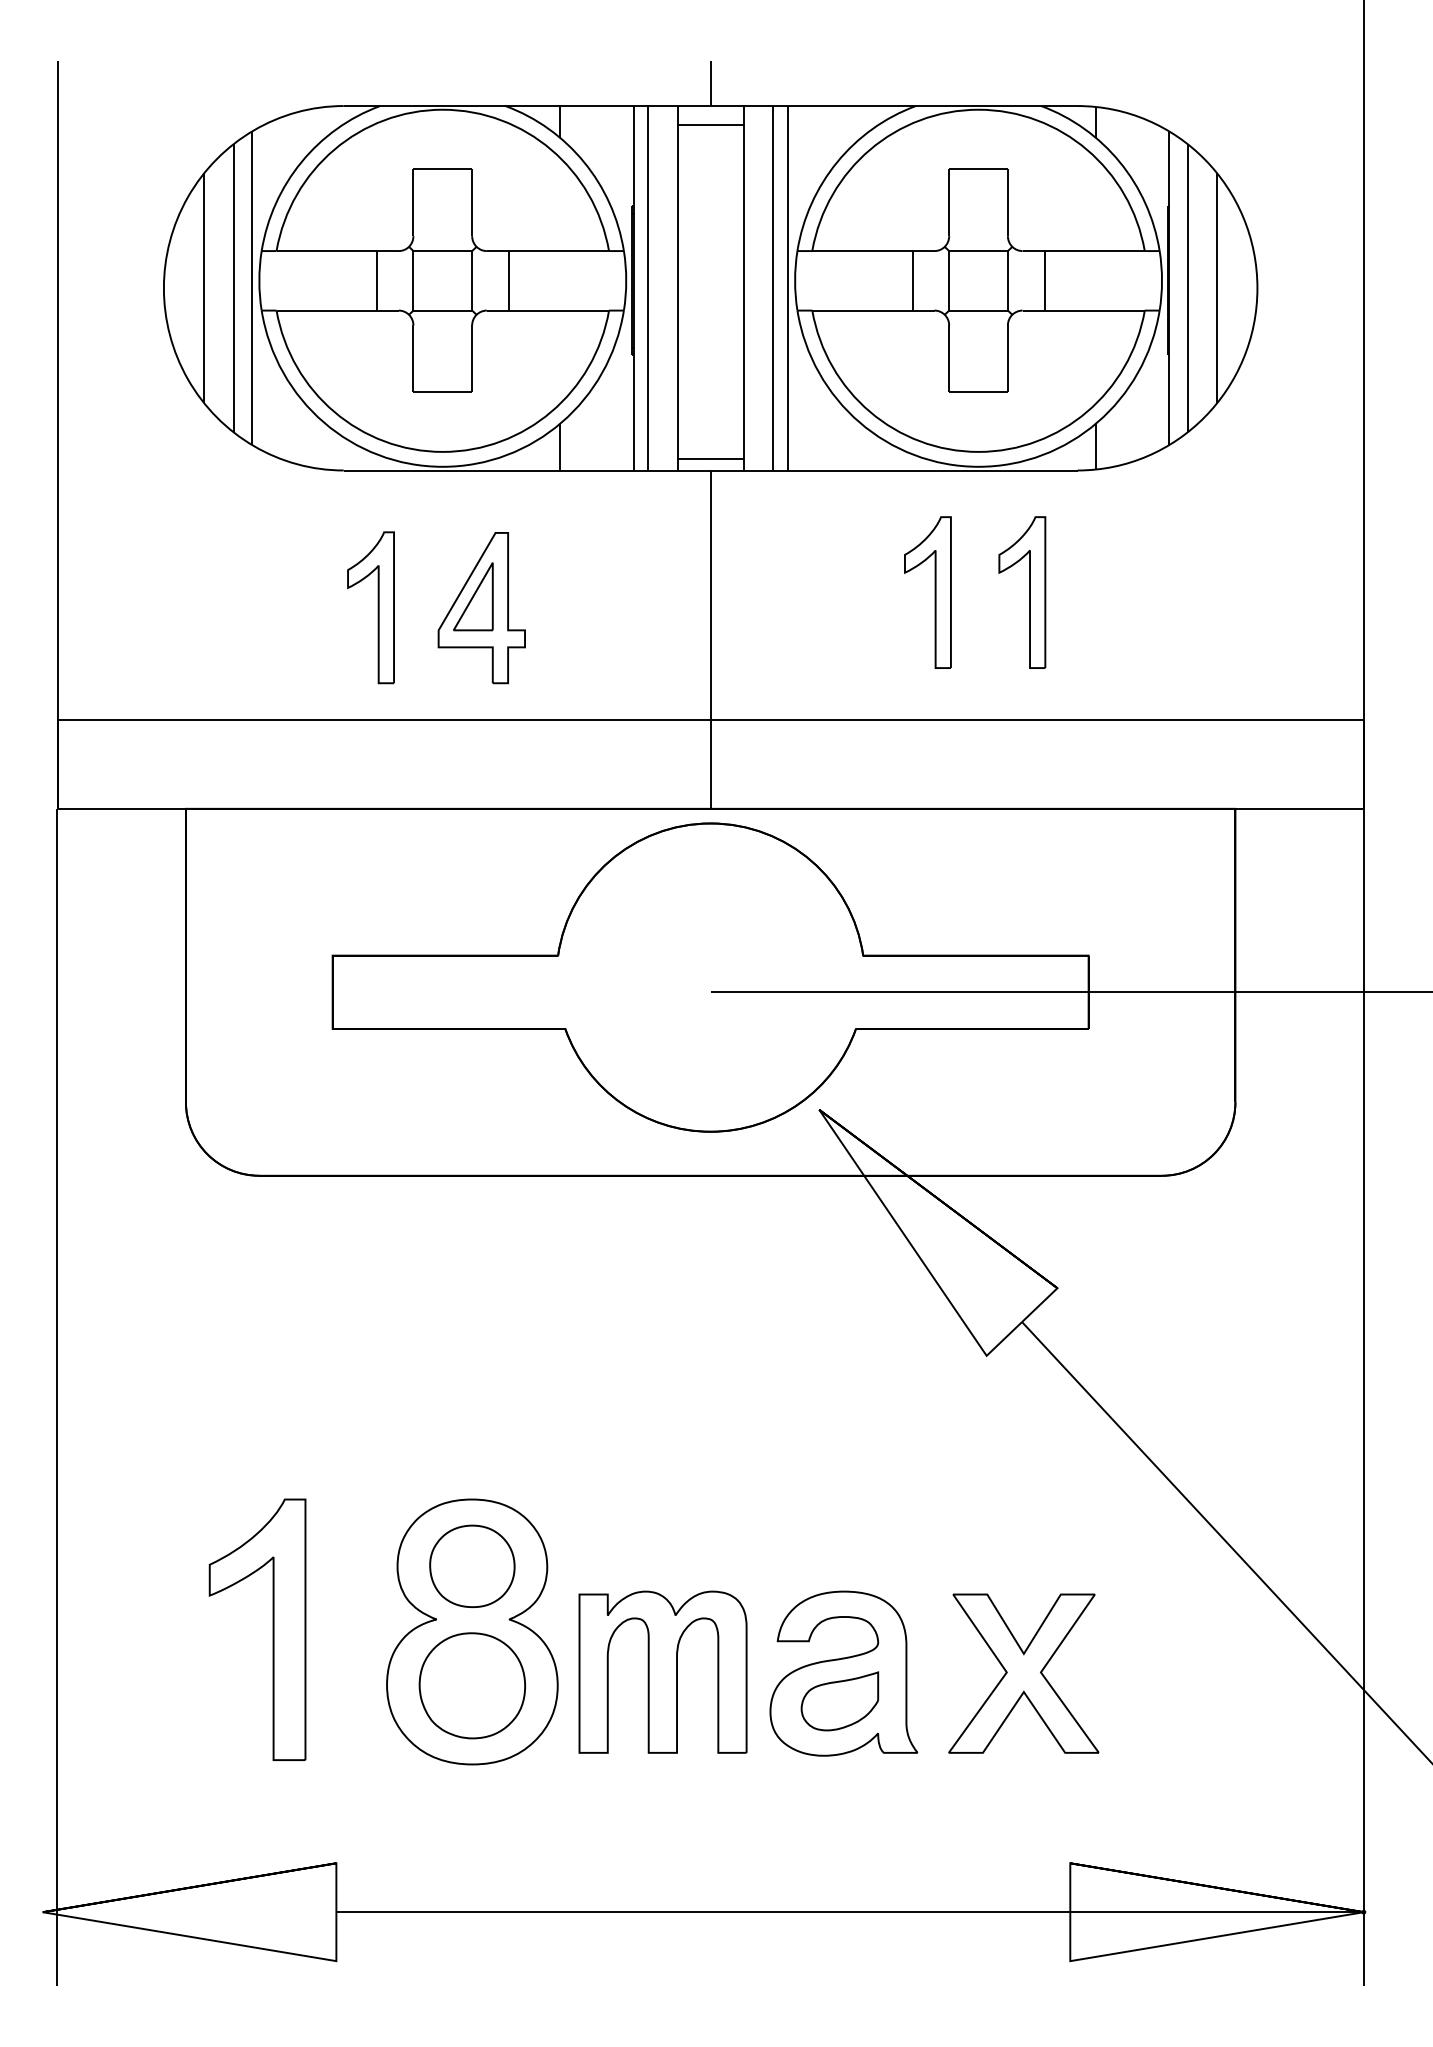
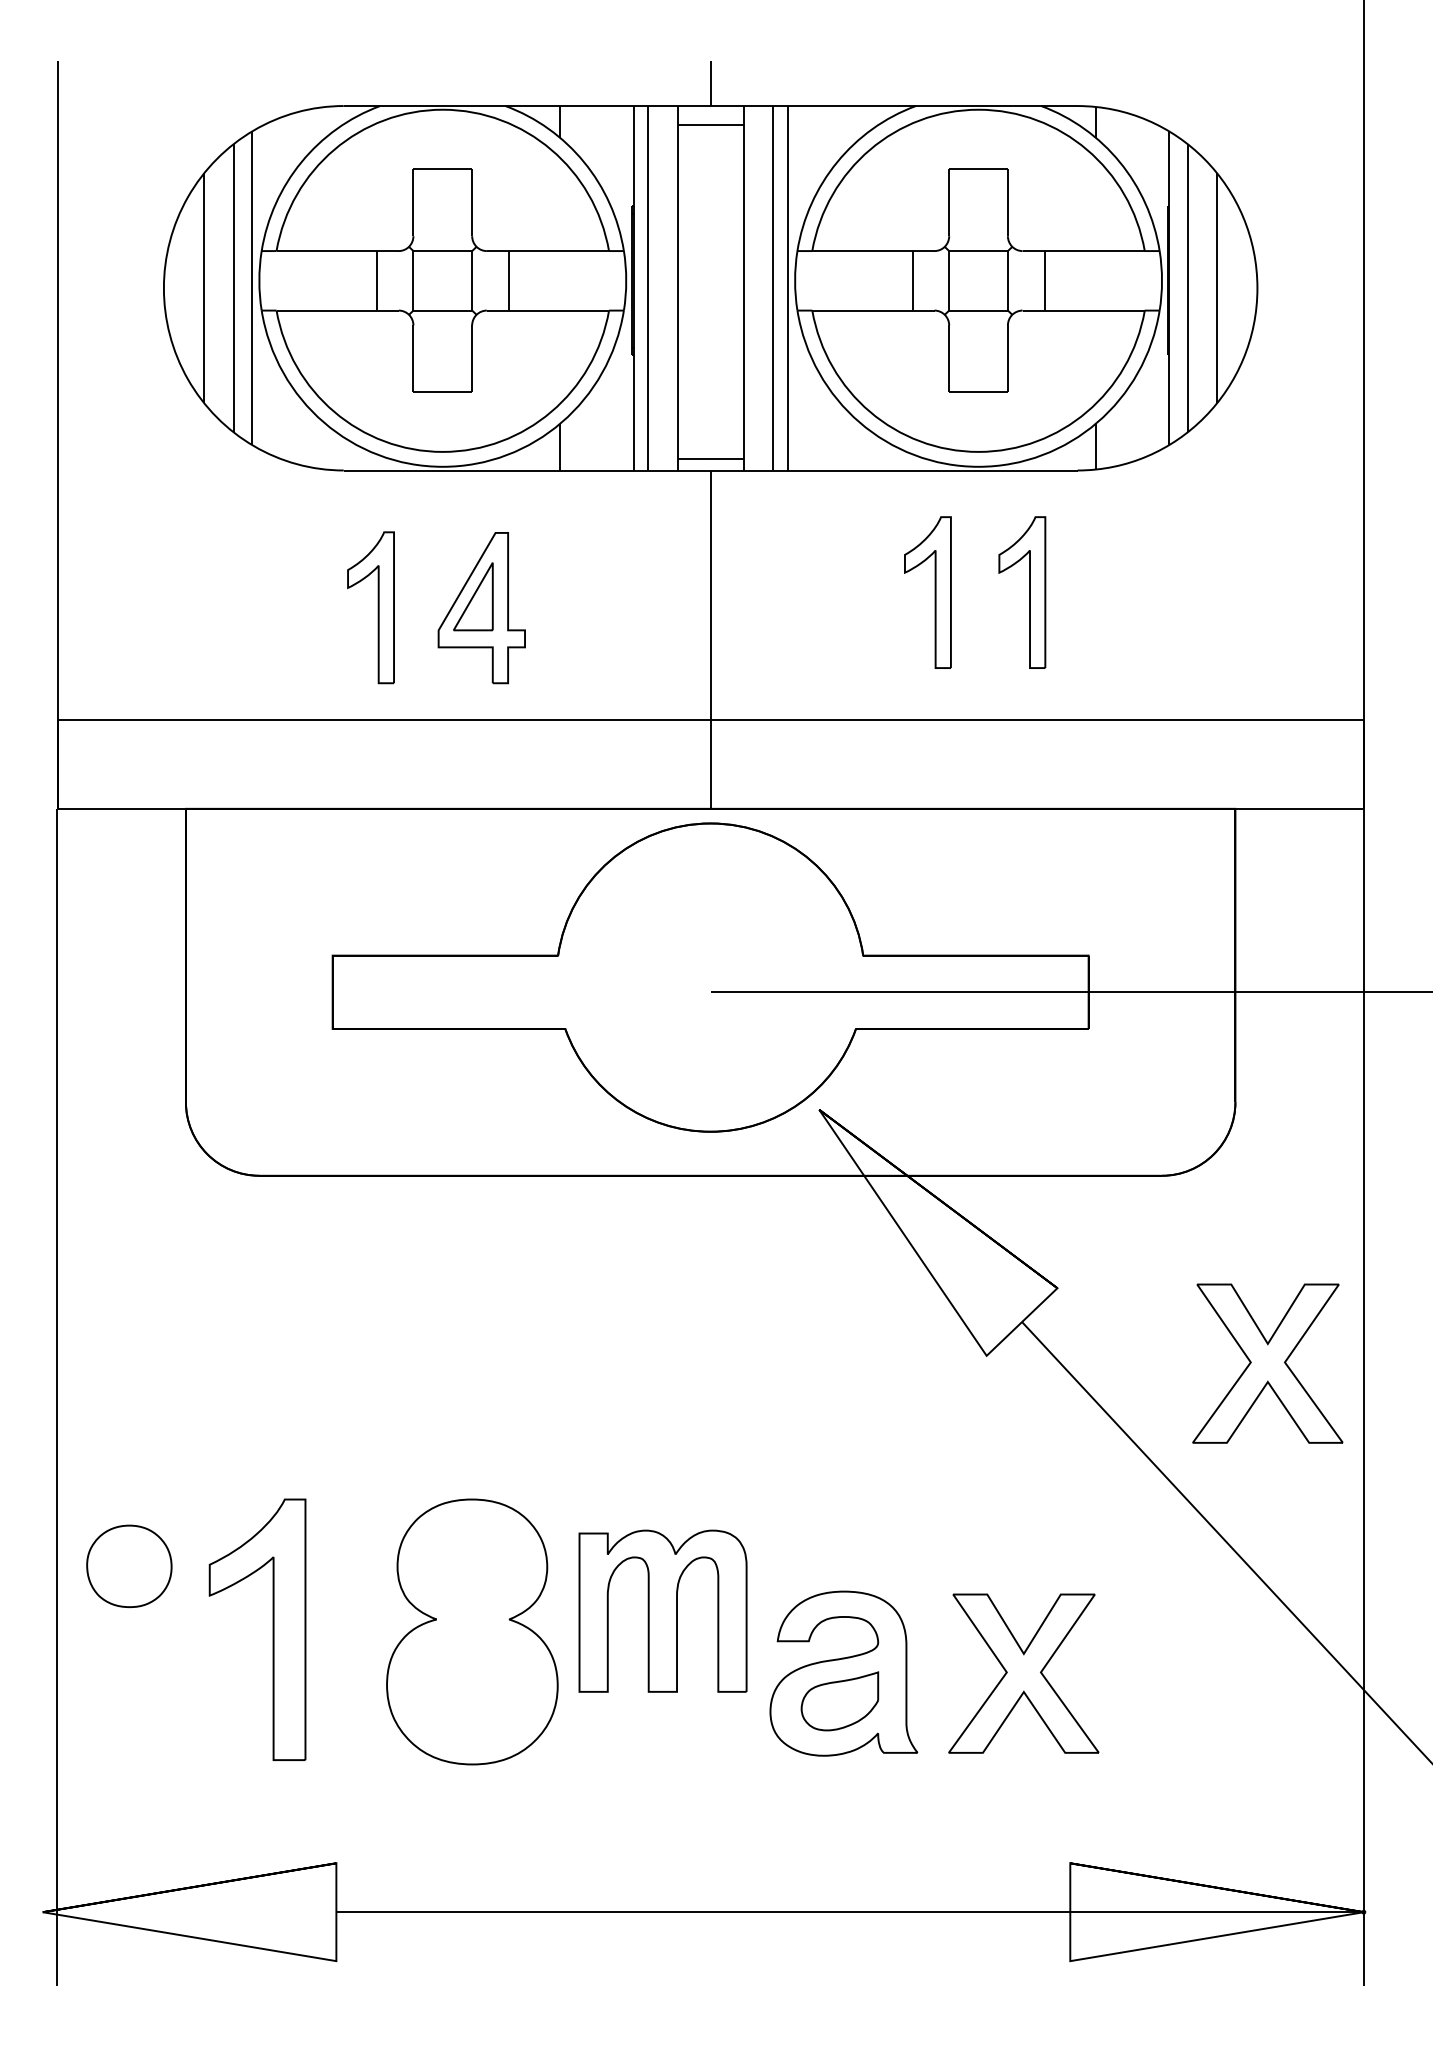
part: none -> present (1267, 1363)
part position: (472, 1565) -> (129, 1565) (129, 1565)
part position: (662, 1671) -> (662, 1610) (662, 1610)
part: present -> none (471, 1685)
